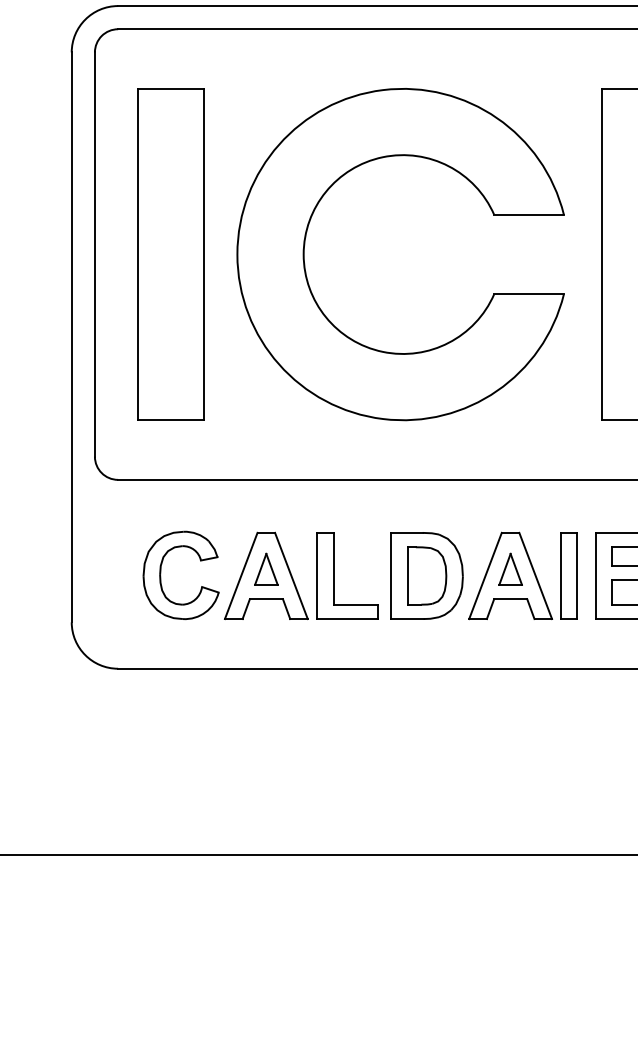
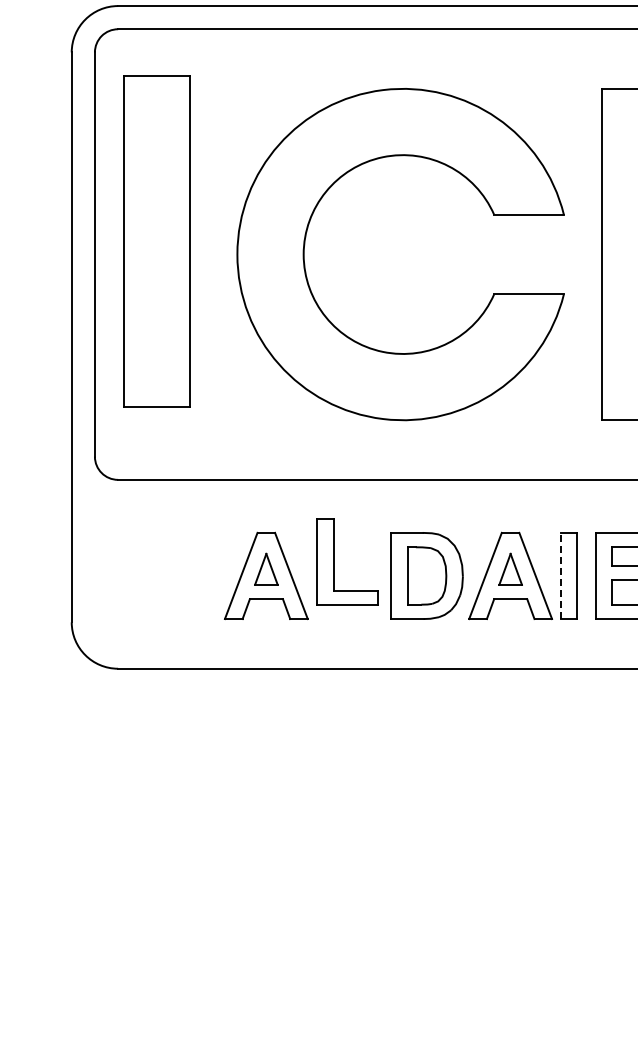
part position: (170, 254) -> (156, 241) (156, 241)
part position: (334, 575) -> (334, 561) (334, 561)
line: solid -> dashed (560, 575)
part: present -> none (161, 576)
line: present -> none (318, 854)
